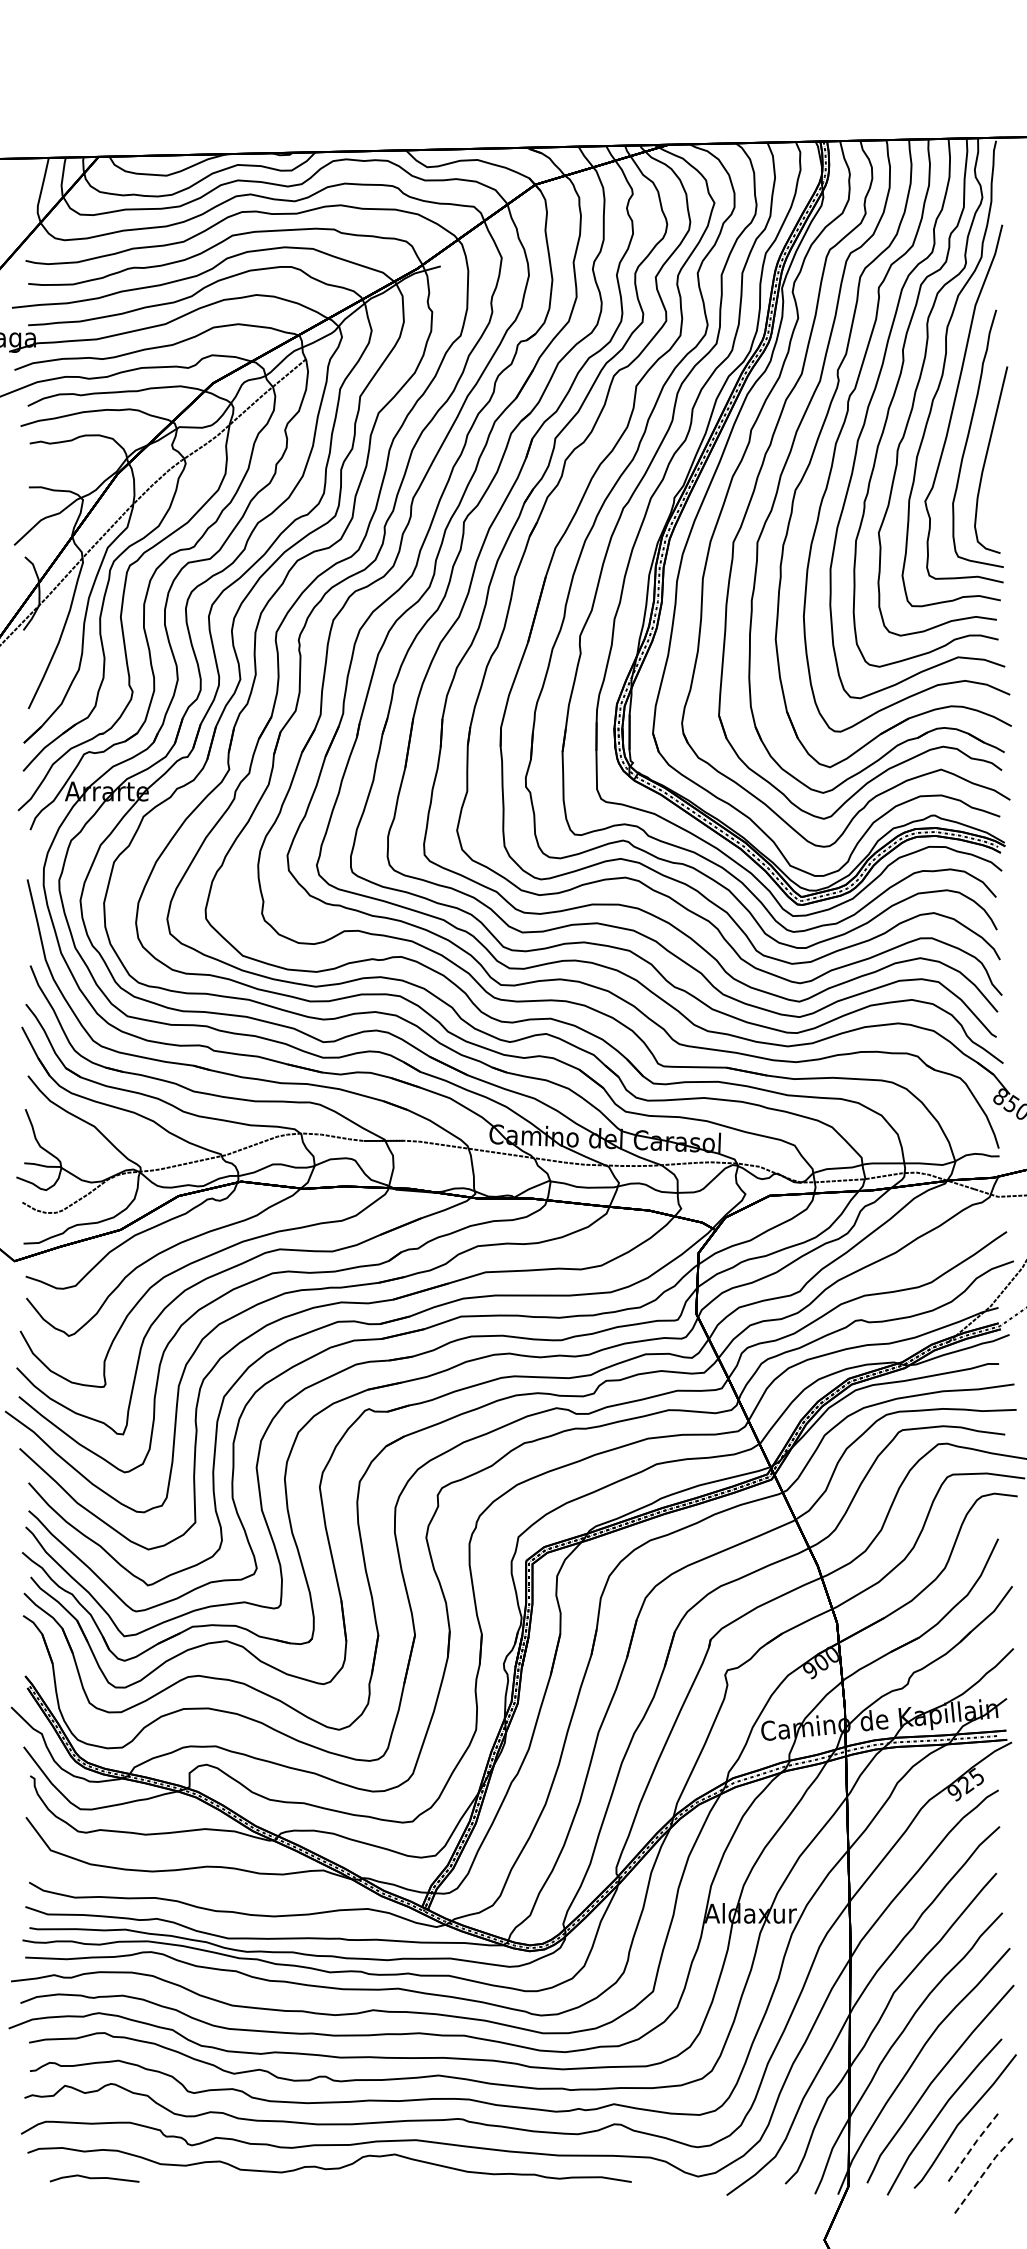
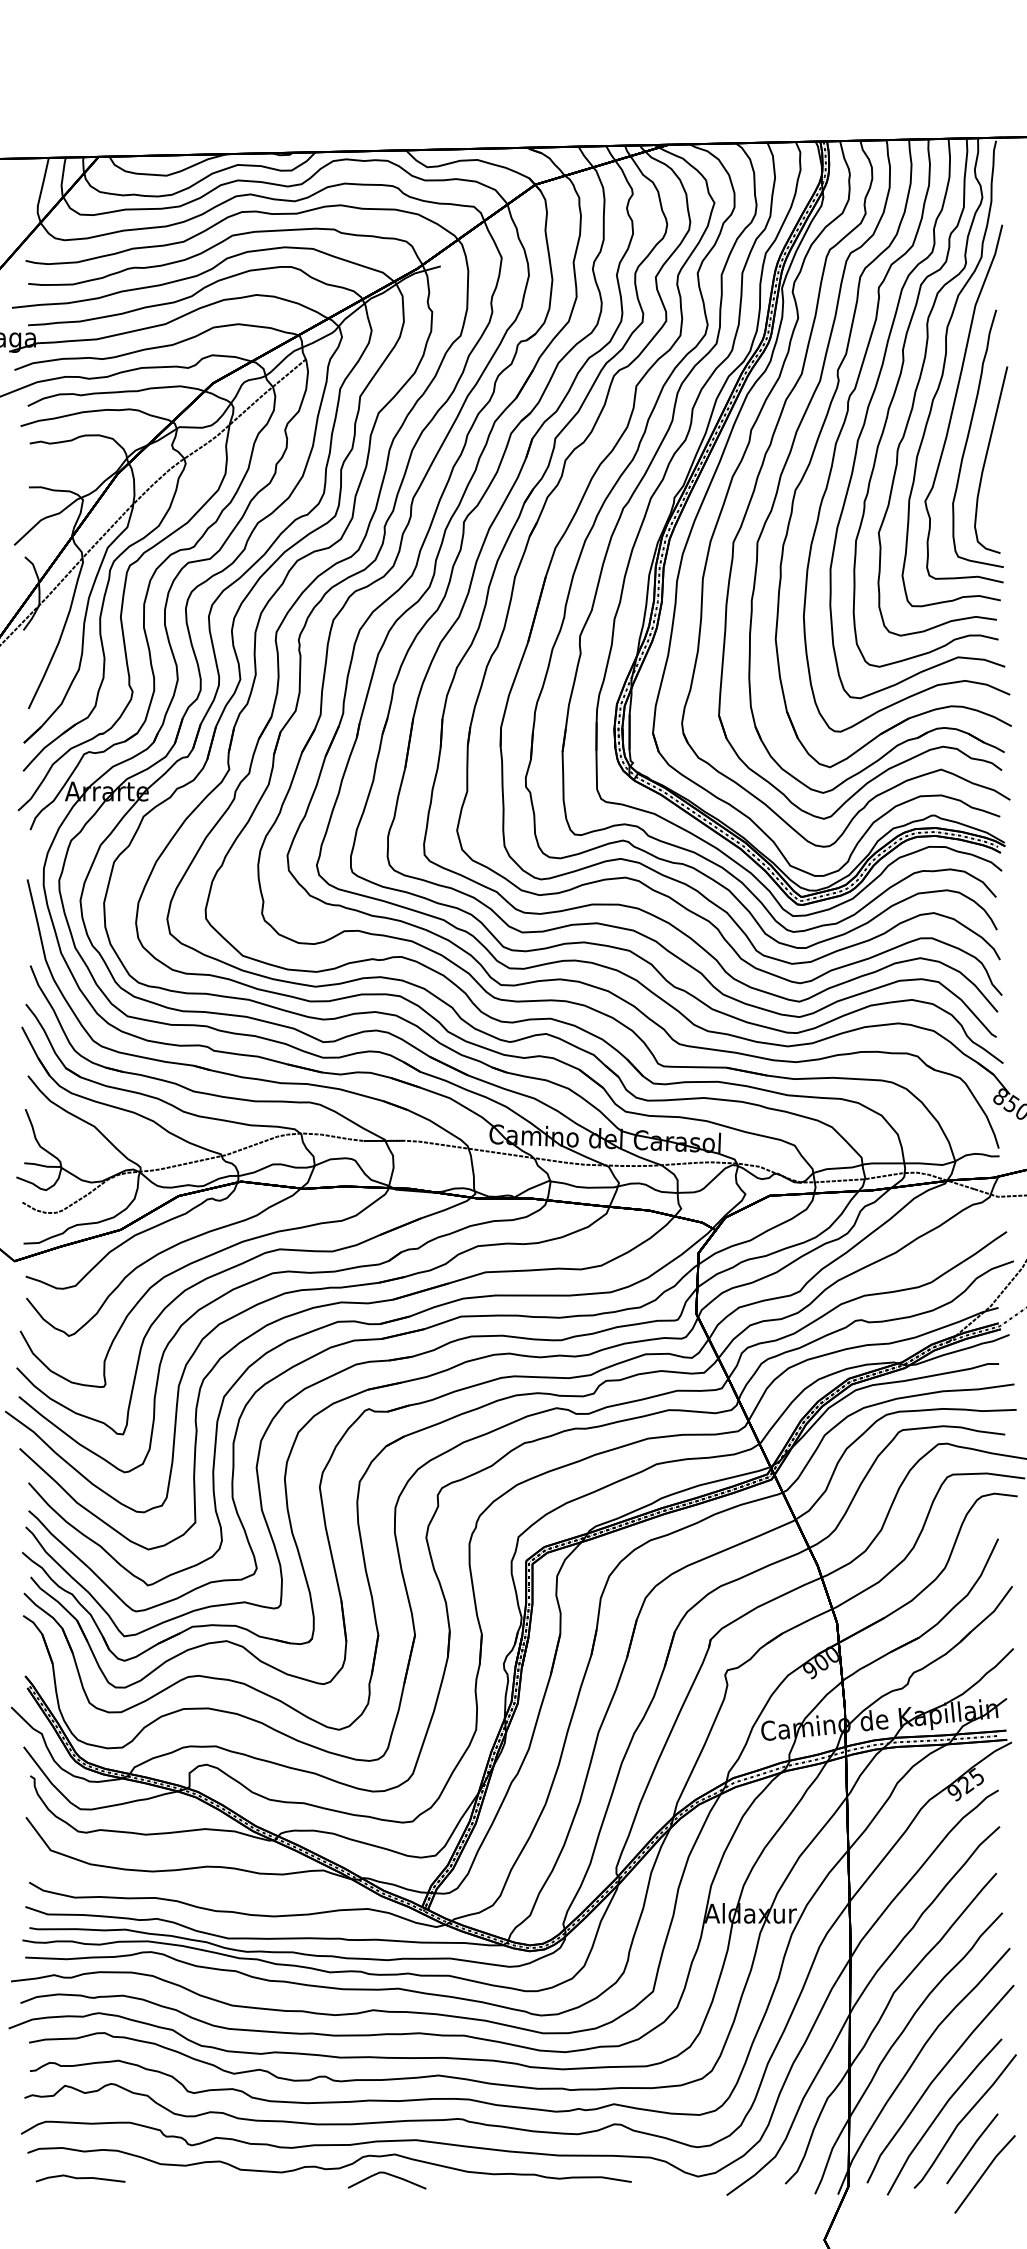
line: dashed -> solid (971, 2148)
line: dashed -> solid (984, 2172)
curve: none -> present (388, 2175)
curve position: (94, 2178) -> (80, 2178) (80, 2178)
